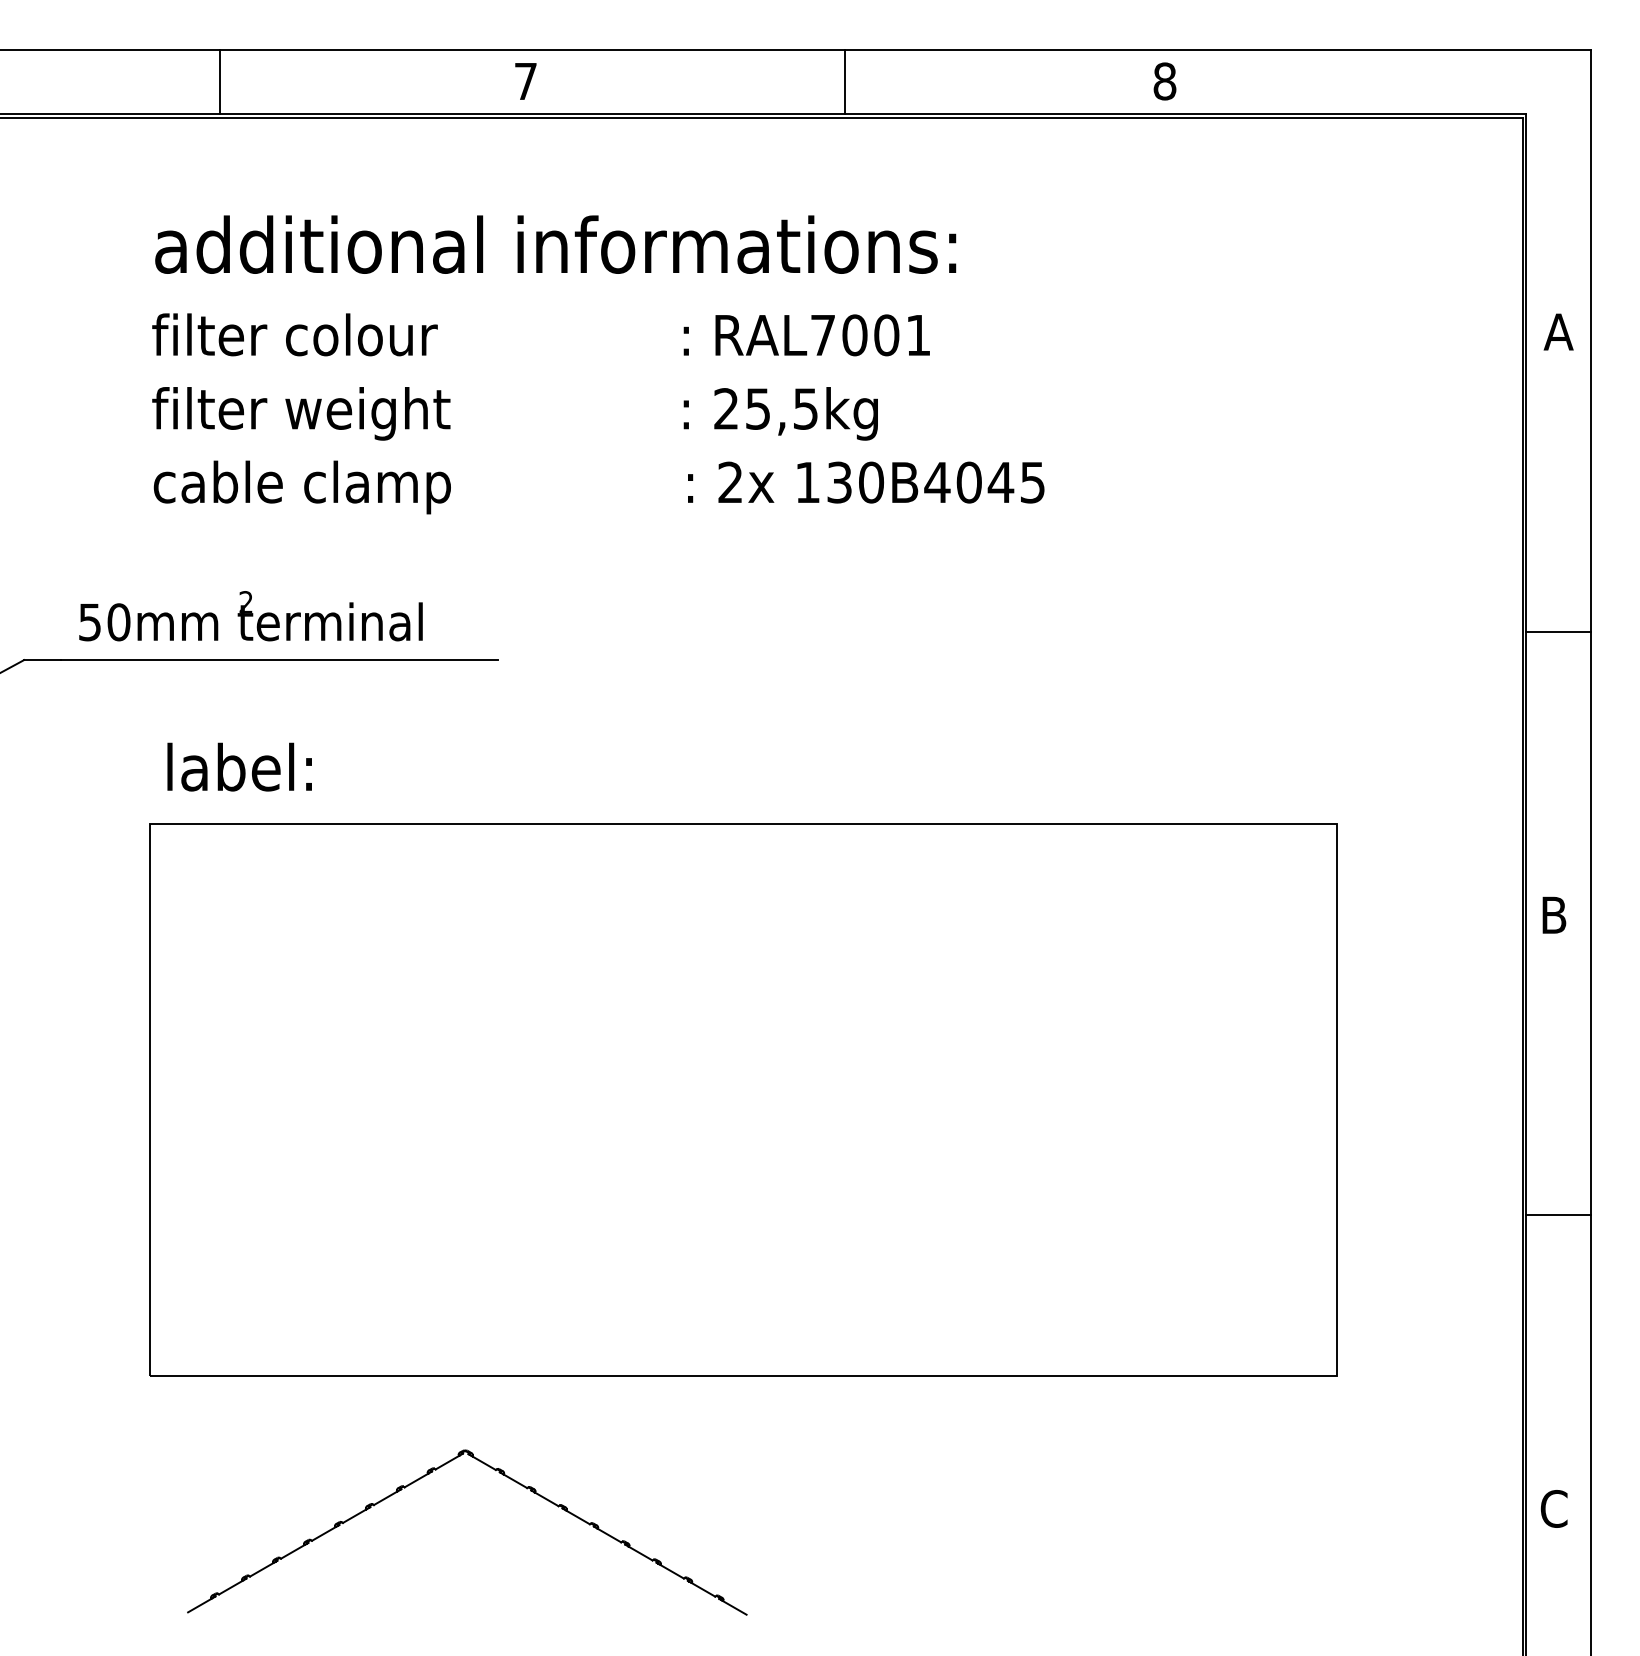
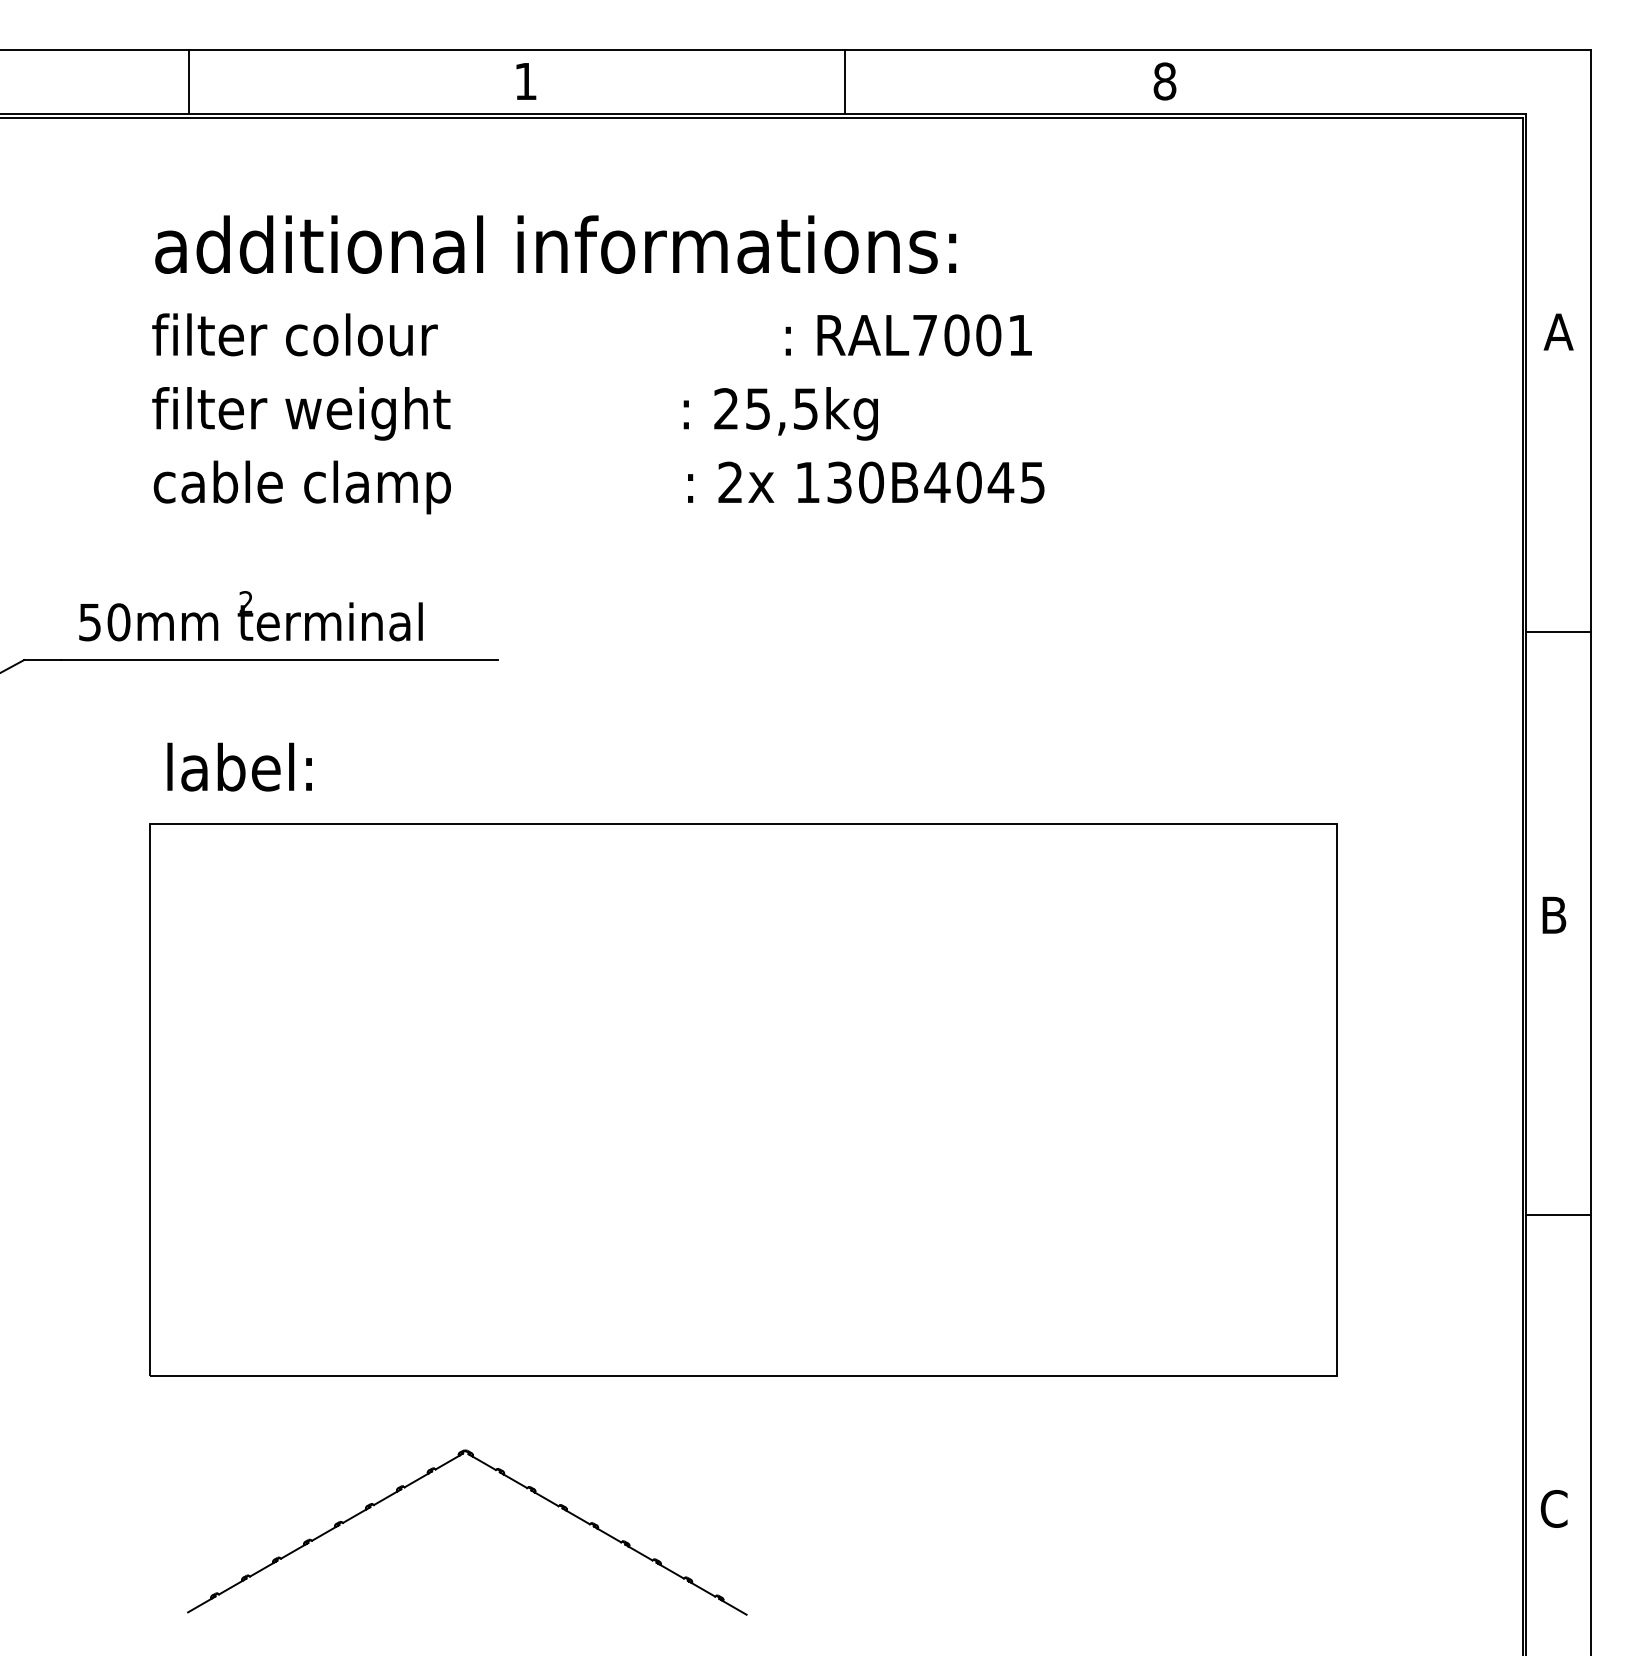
line position: (219, 81) -> (188, 81) (188, 81)
text: 7 -> 1 (525, 81)
text position: (806, 335) -> (908, 335) (908, 335)
